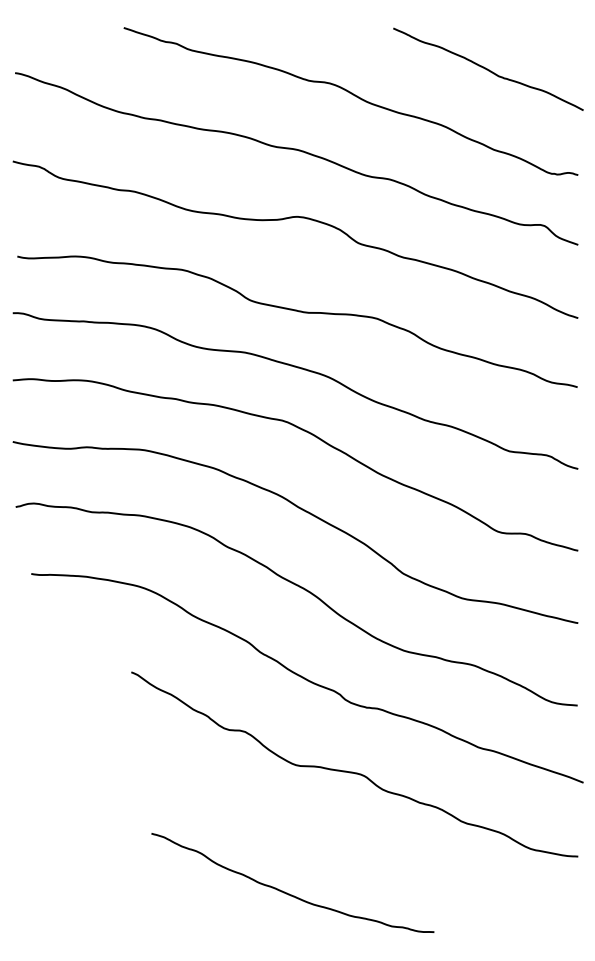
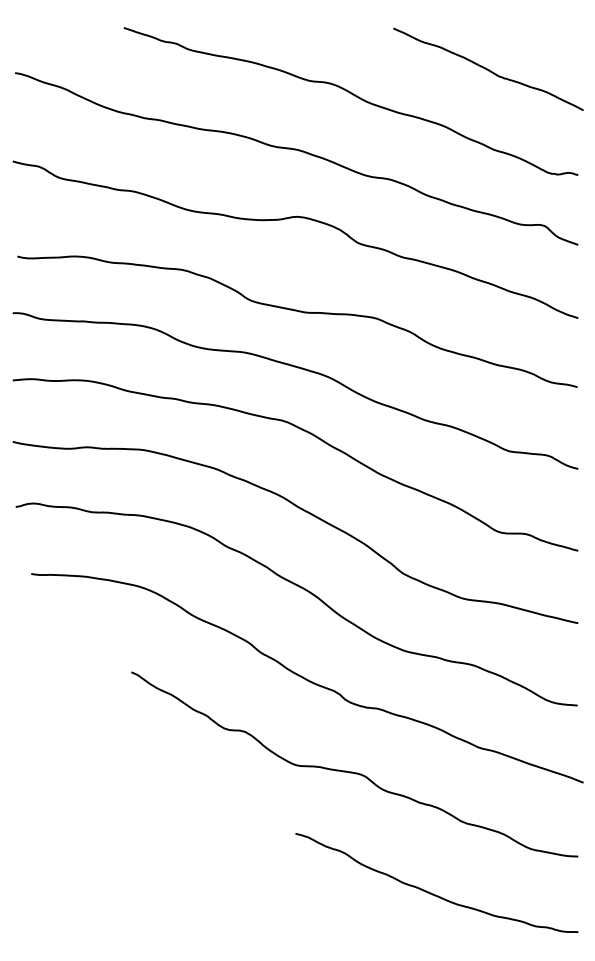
curve position: (287, 892) -> (431, 892) (431, 892)
